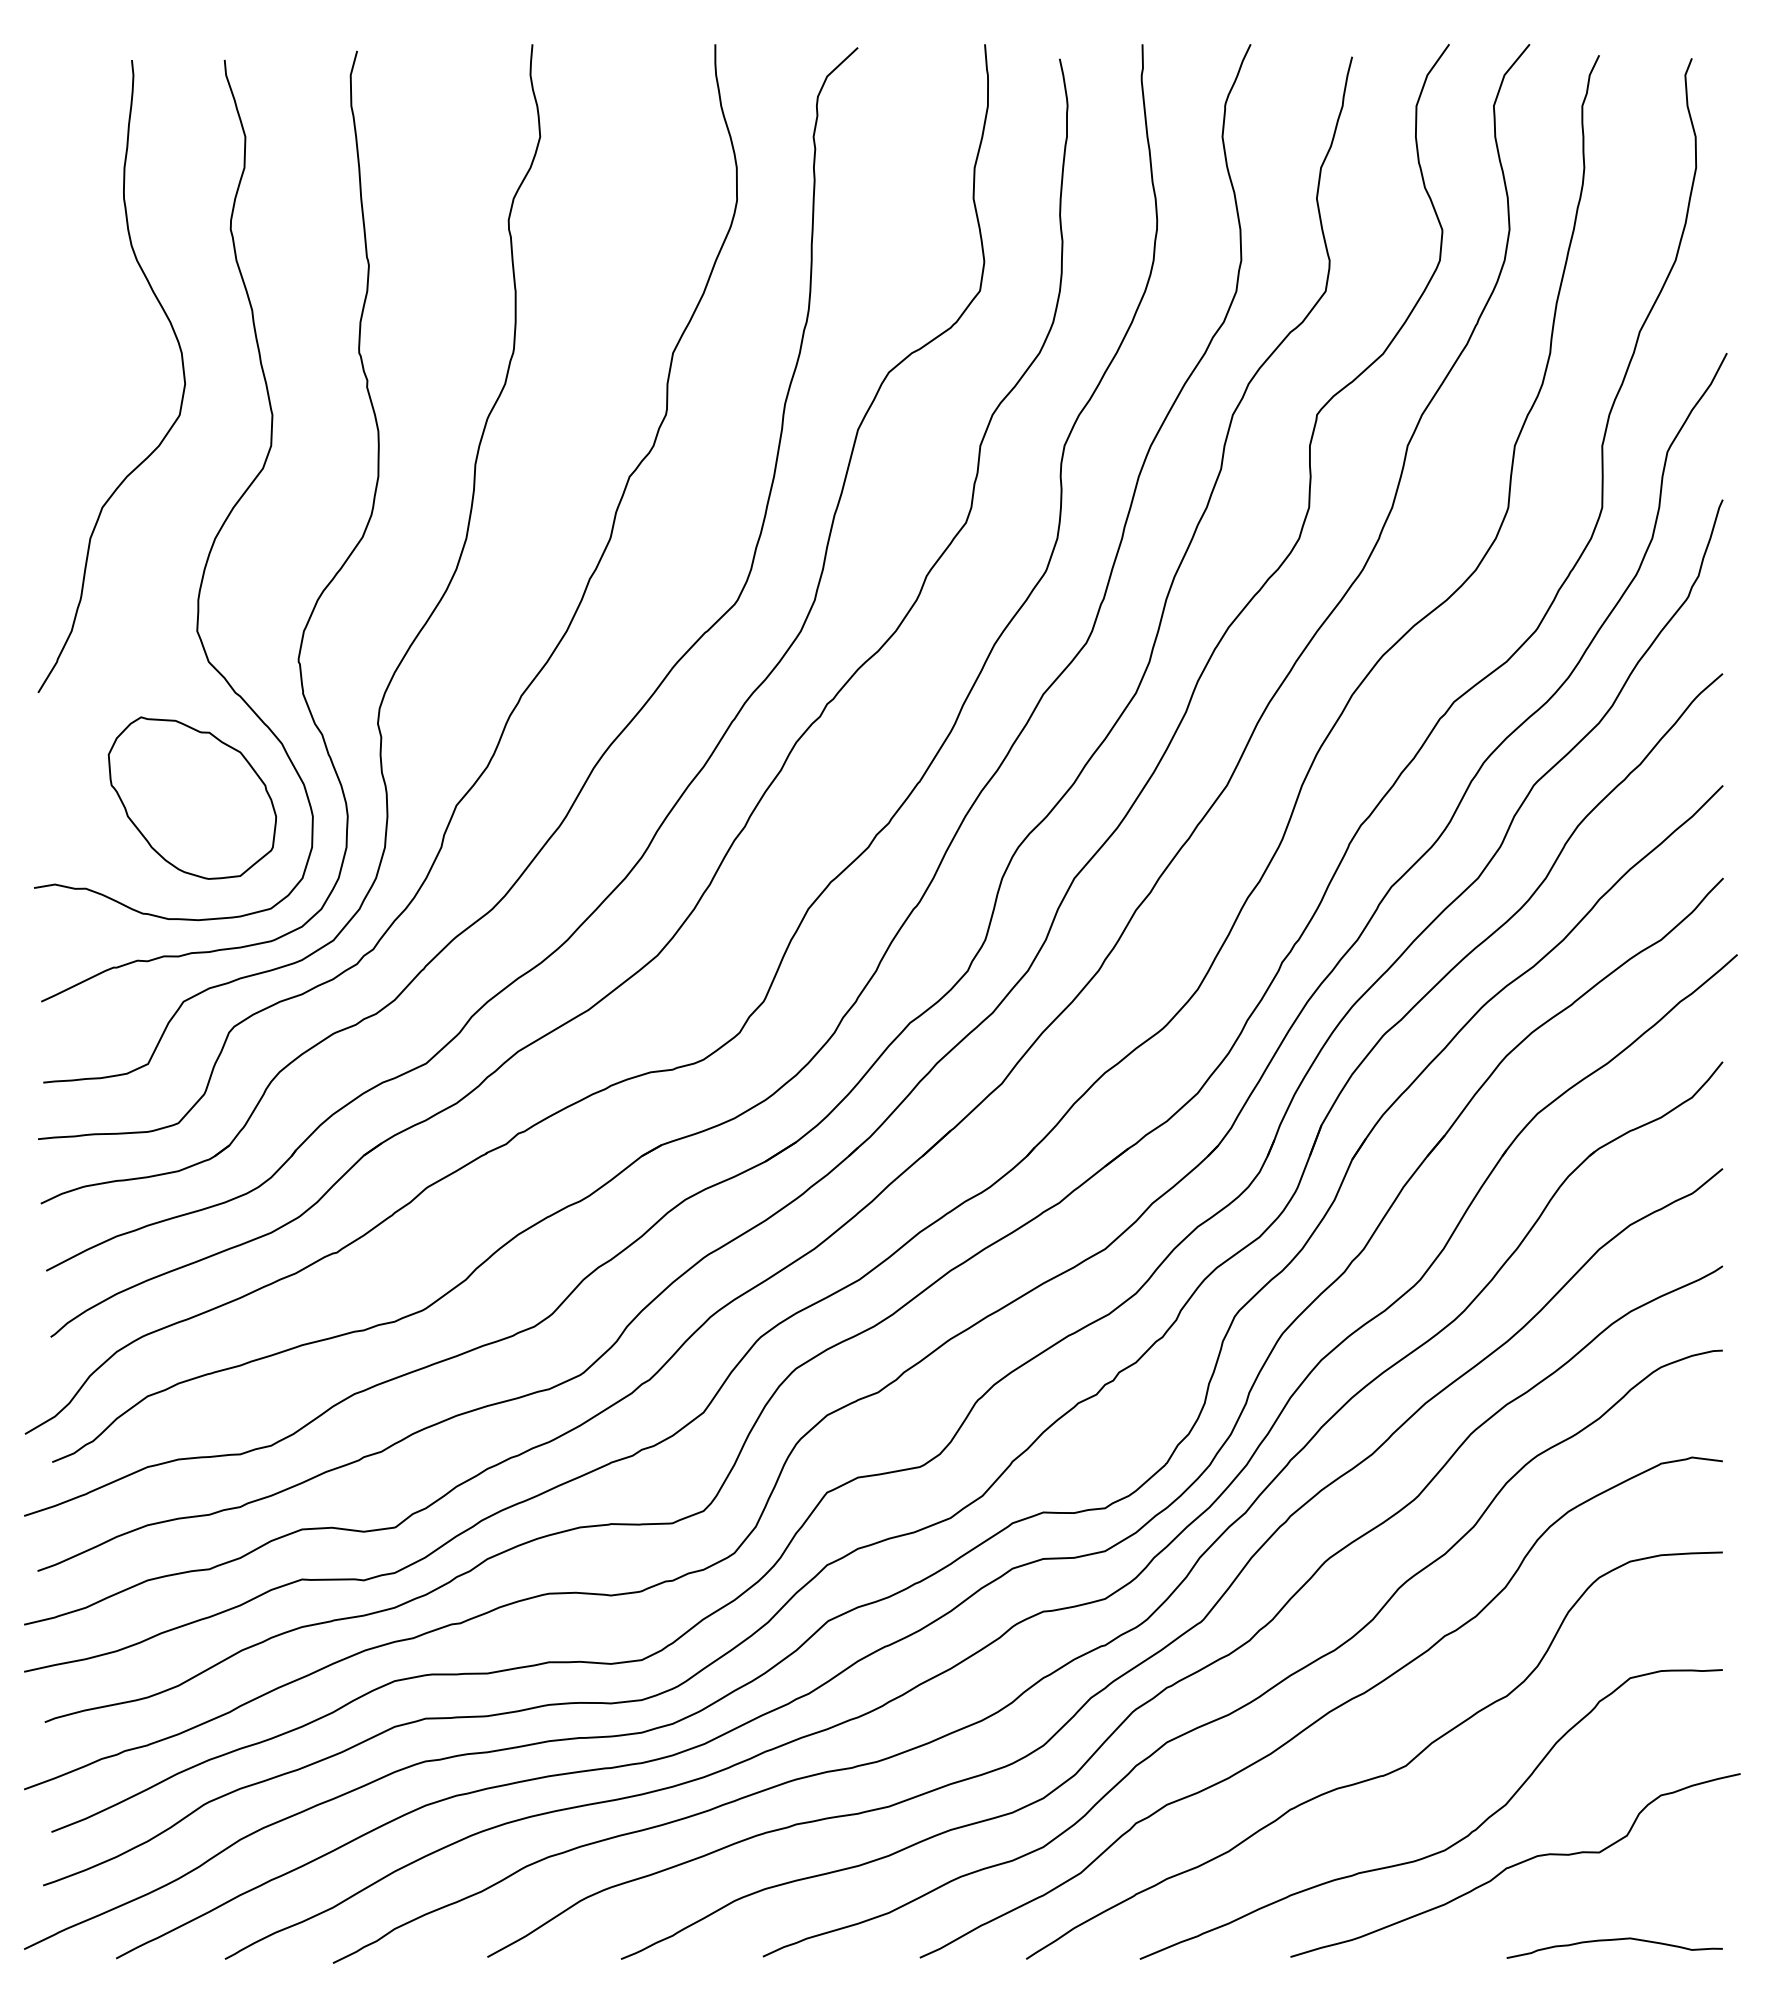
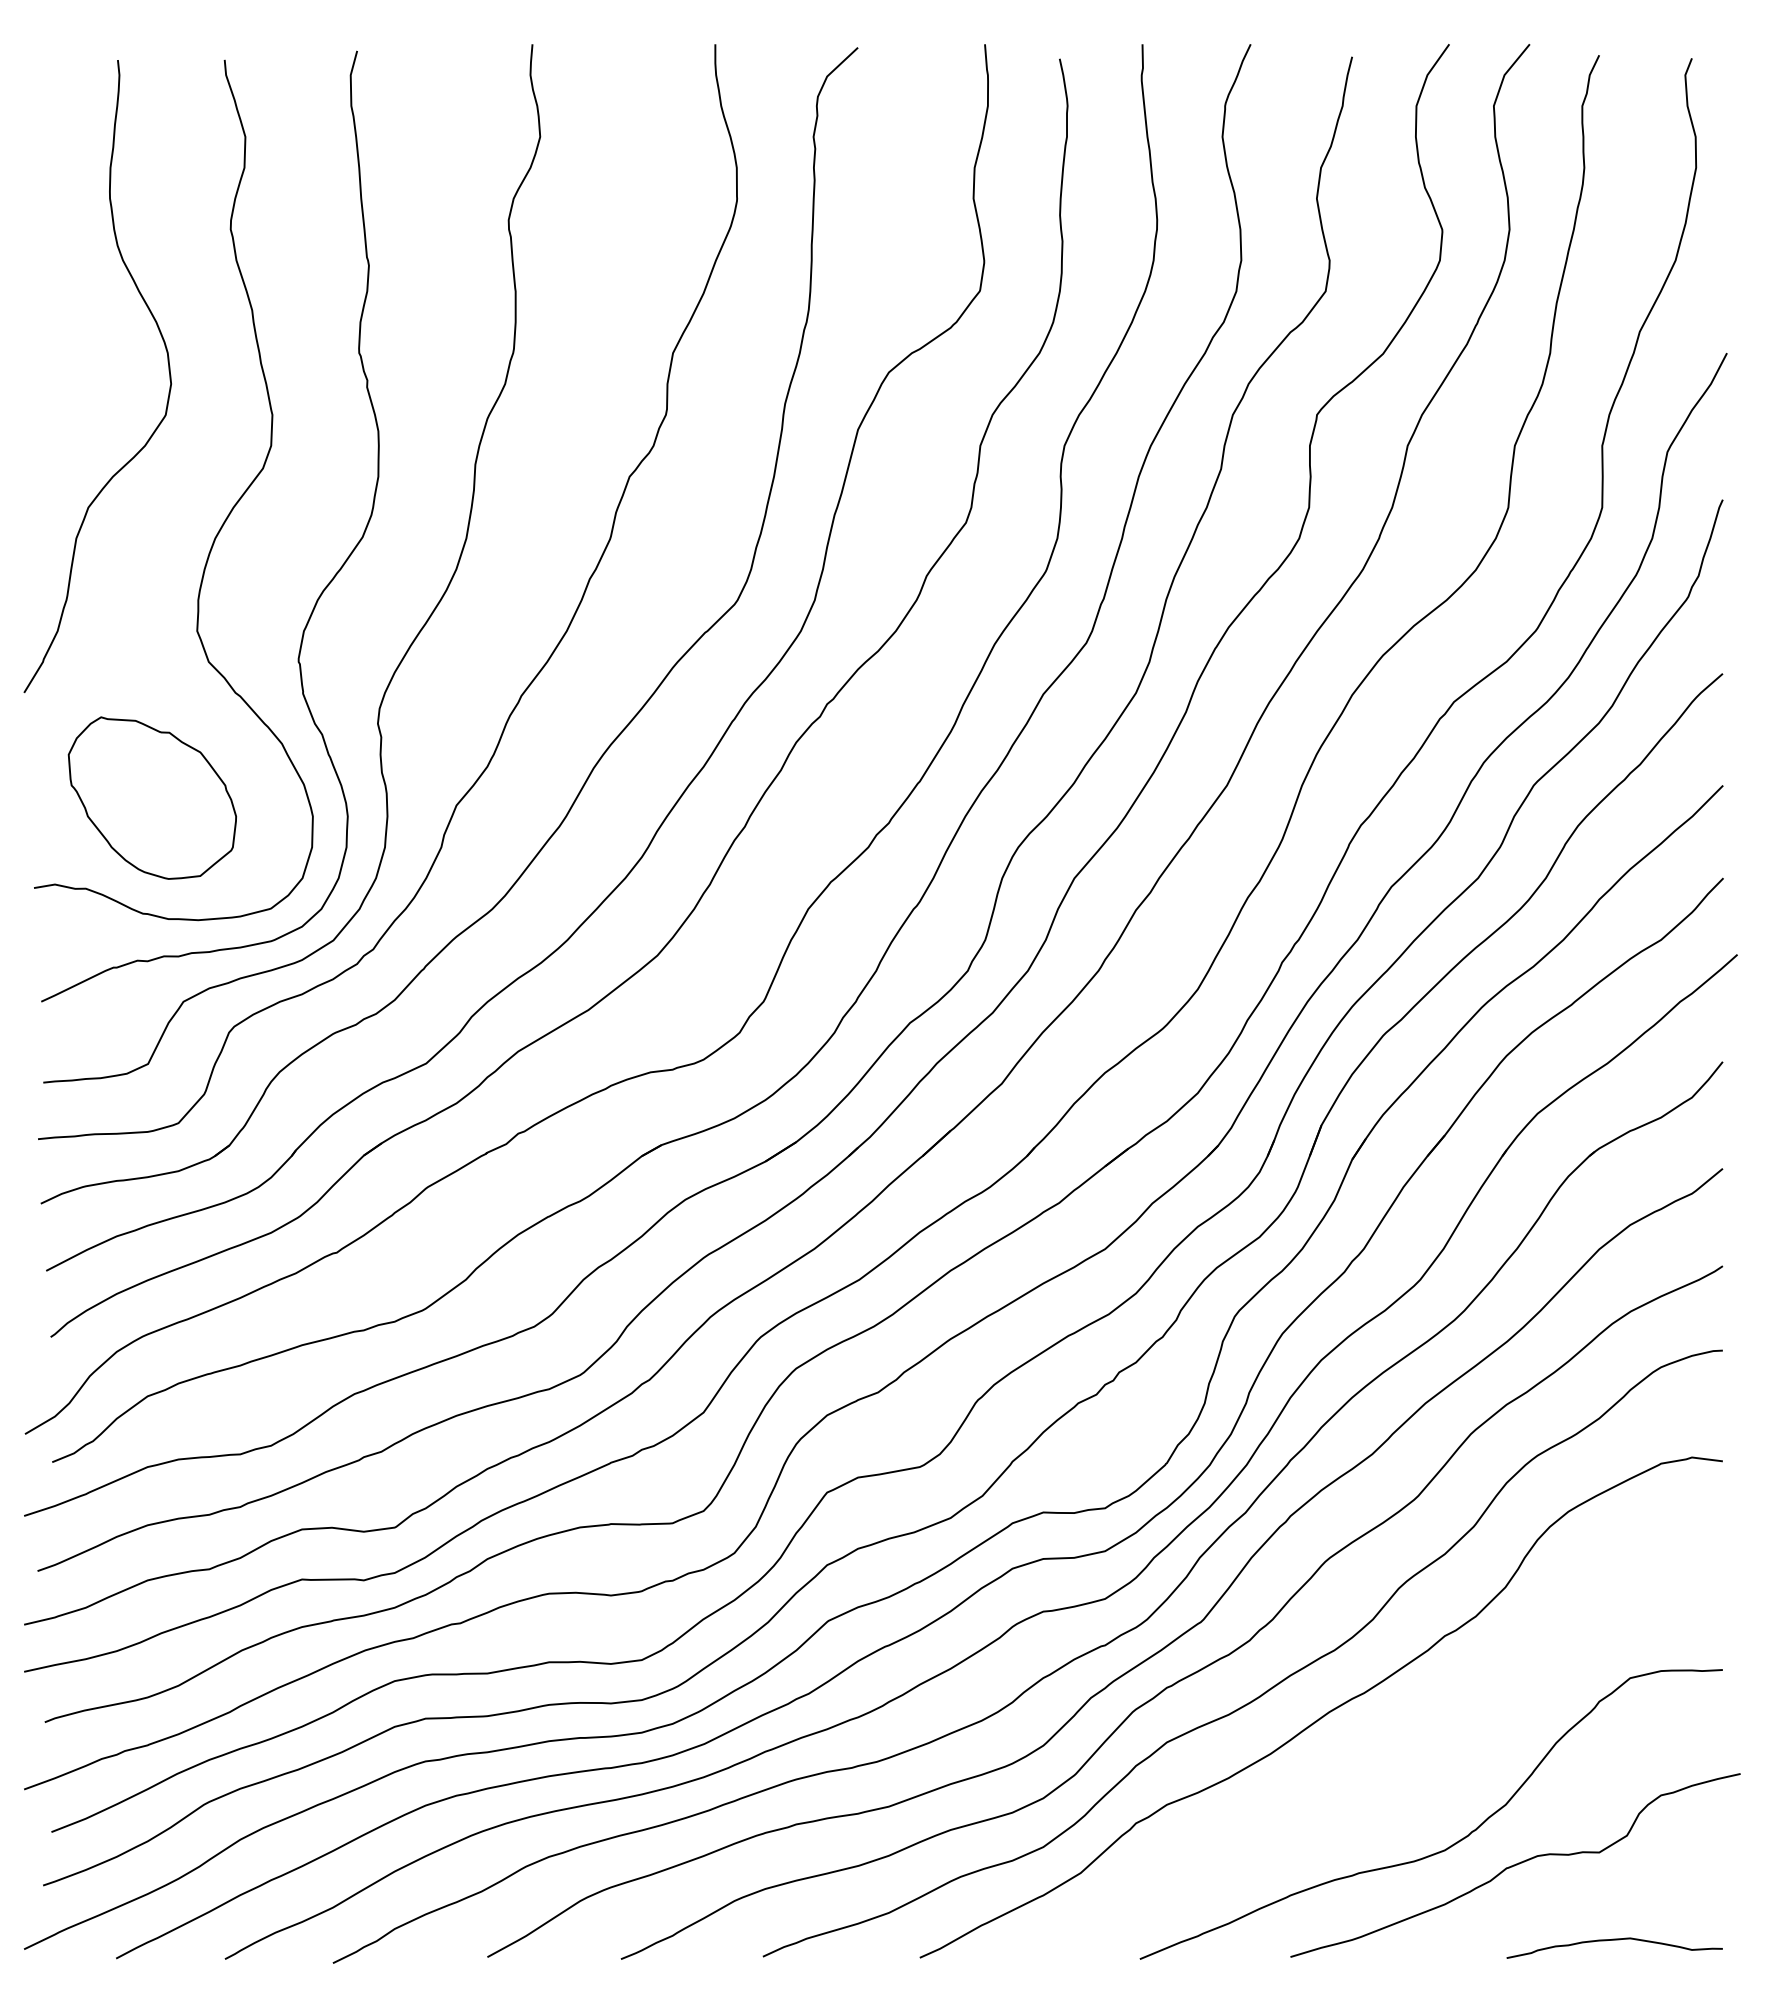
curve position: (182, 371) -> (168, 371) (168, 371)
part position: (191, 797) -> (151, 797) (151, 797)
curve: present -> none (1379, 1775)
